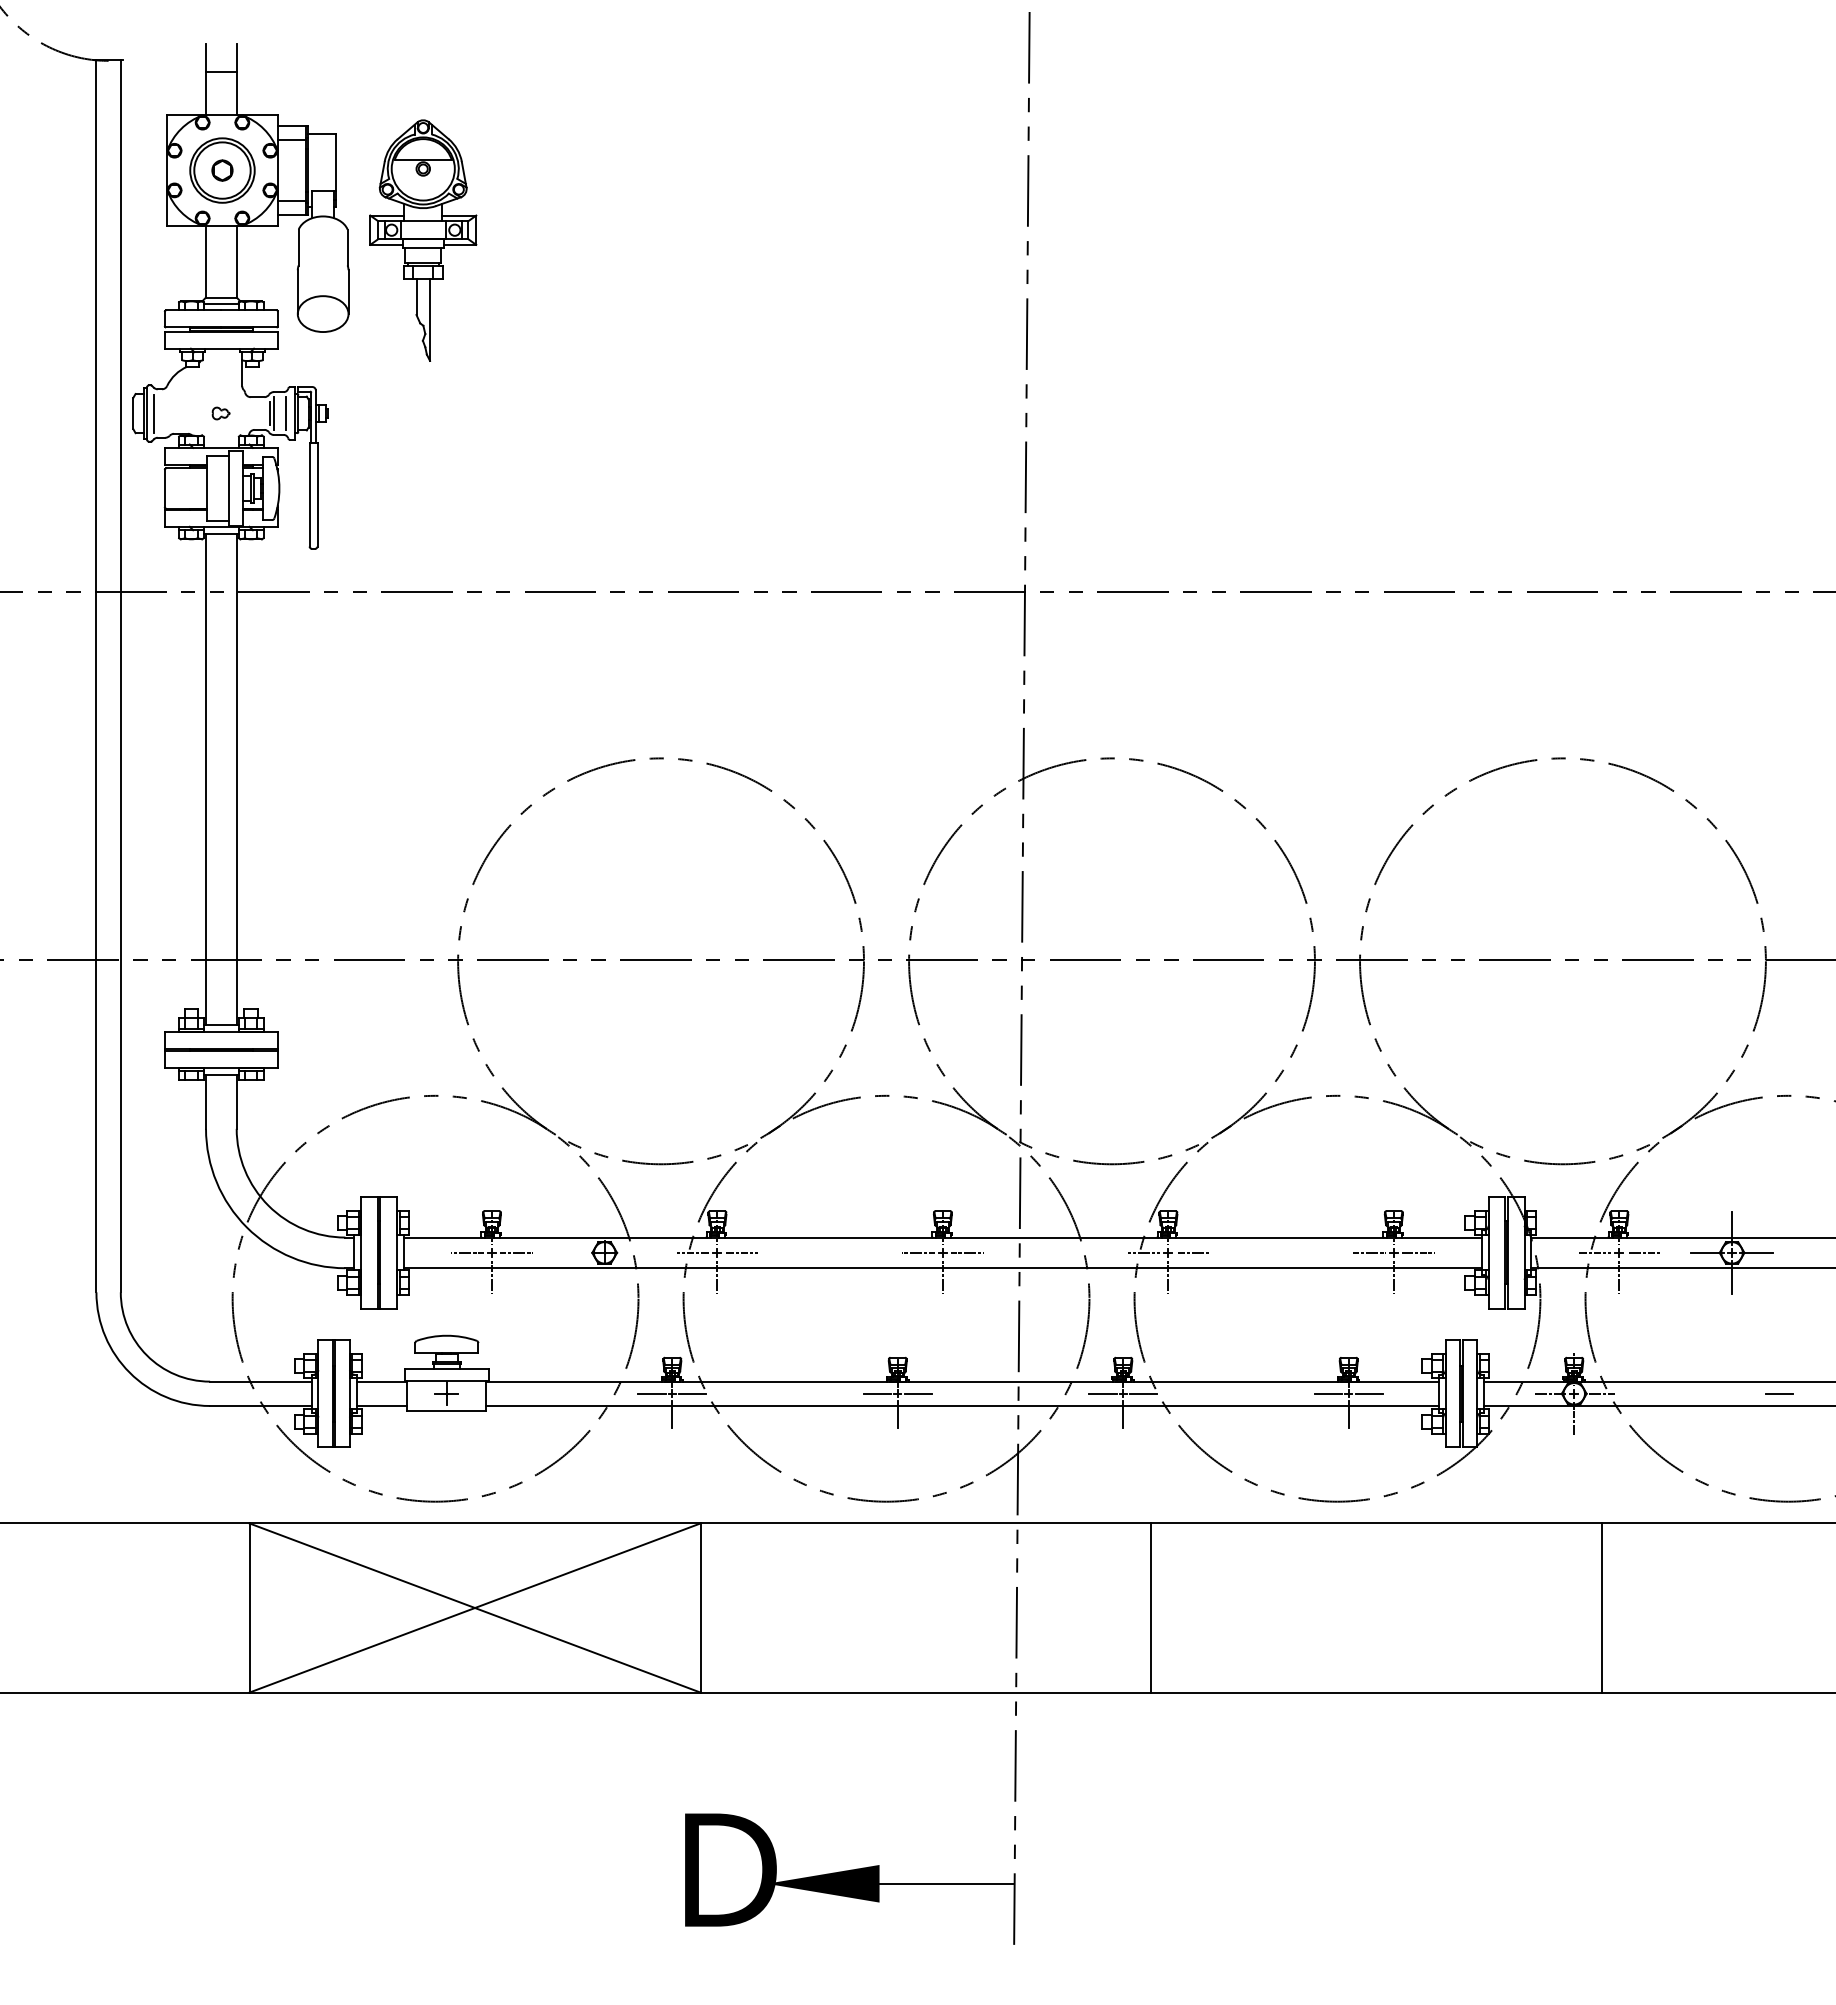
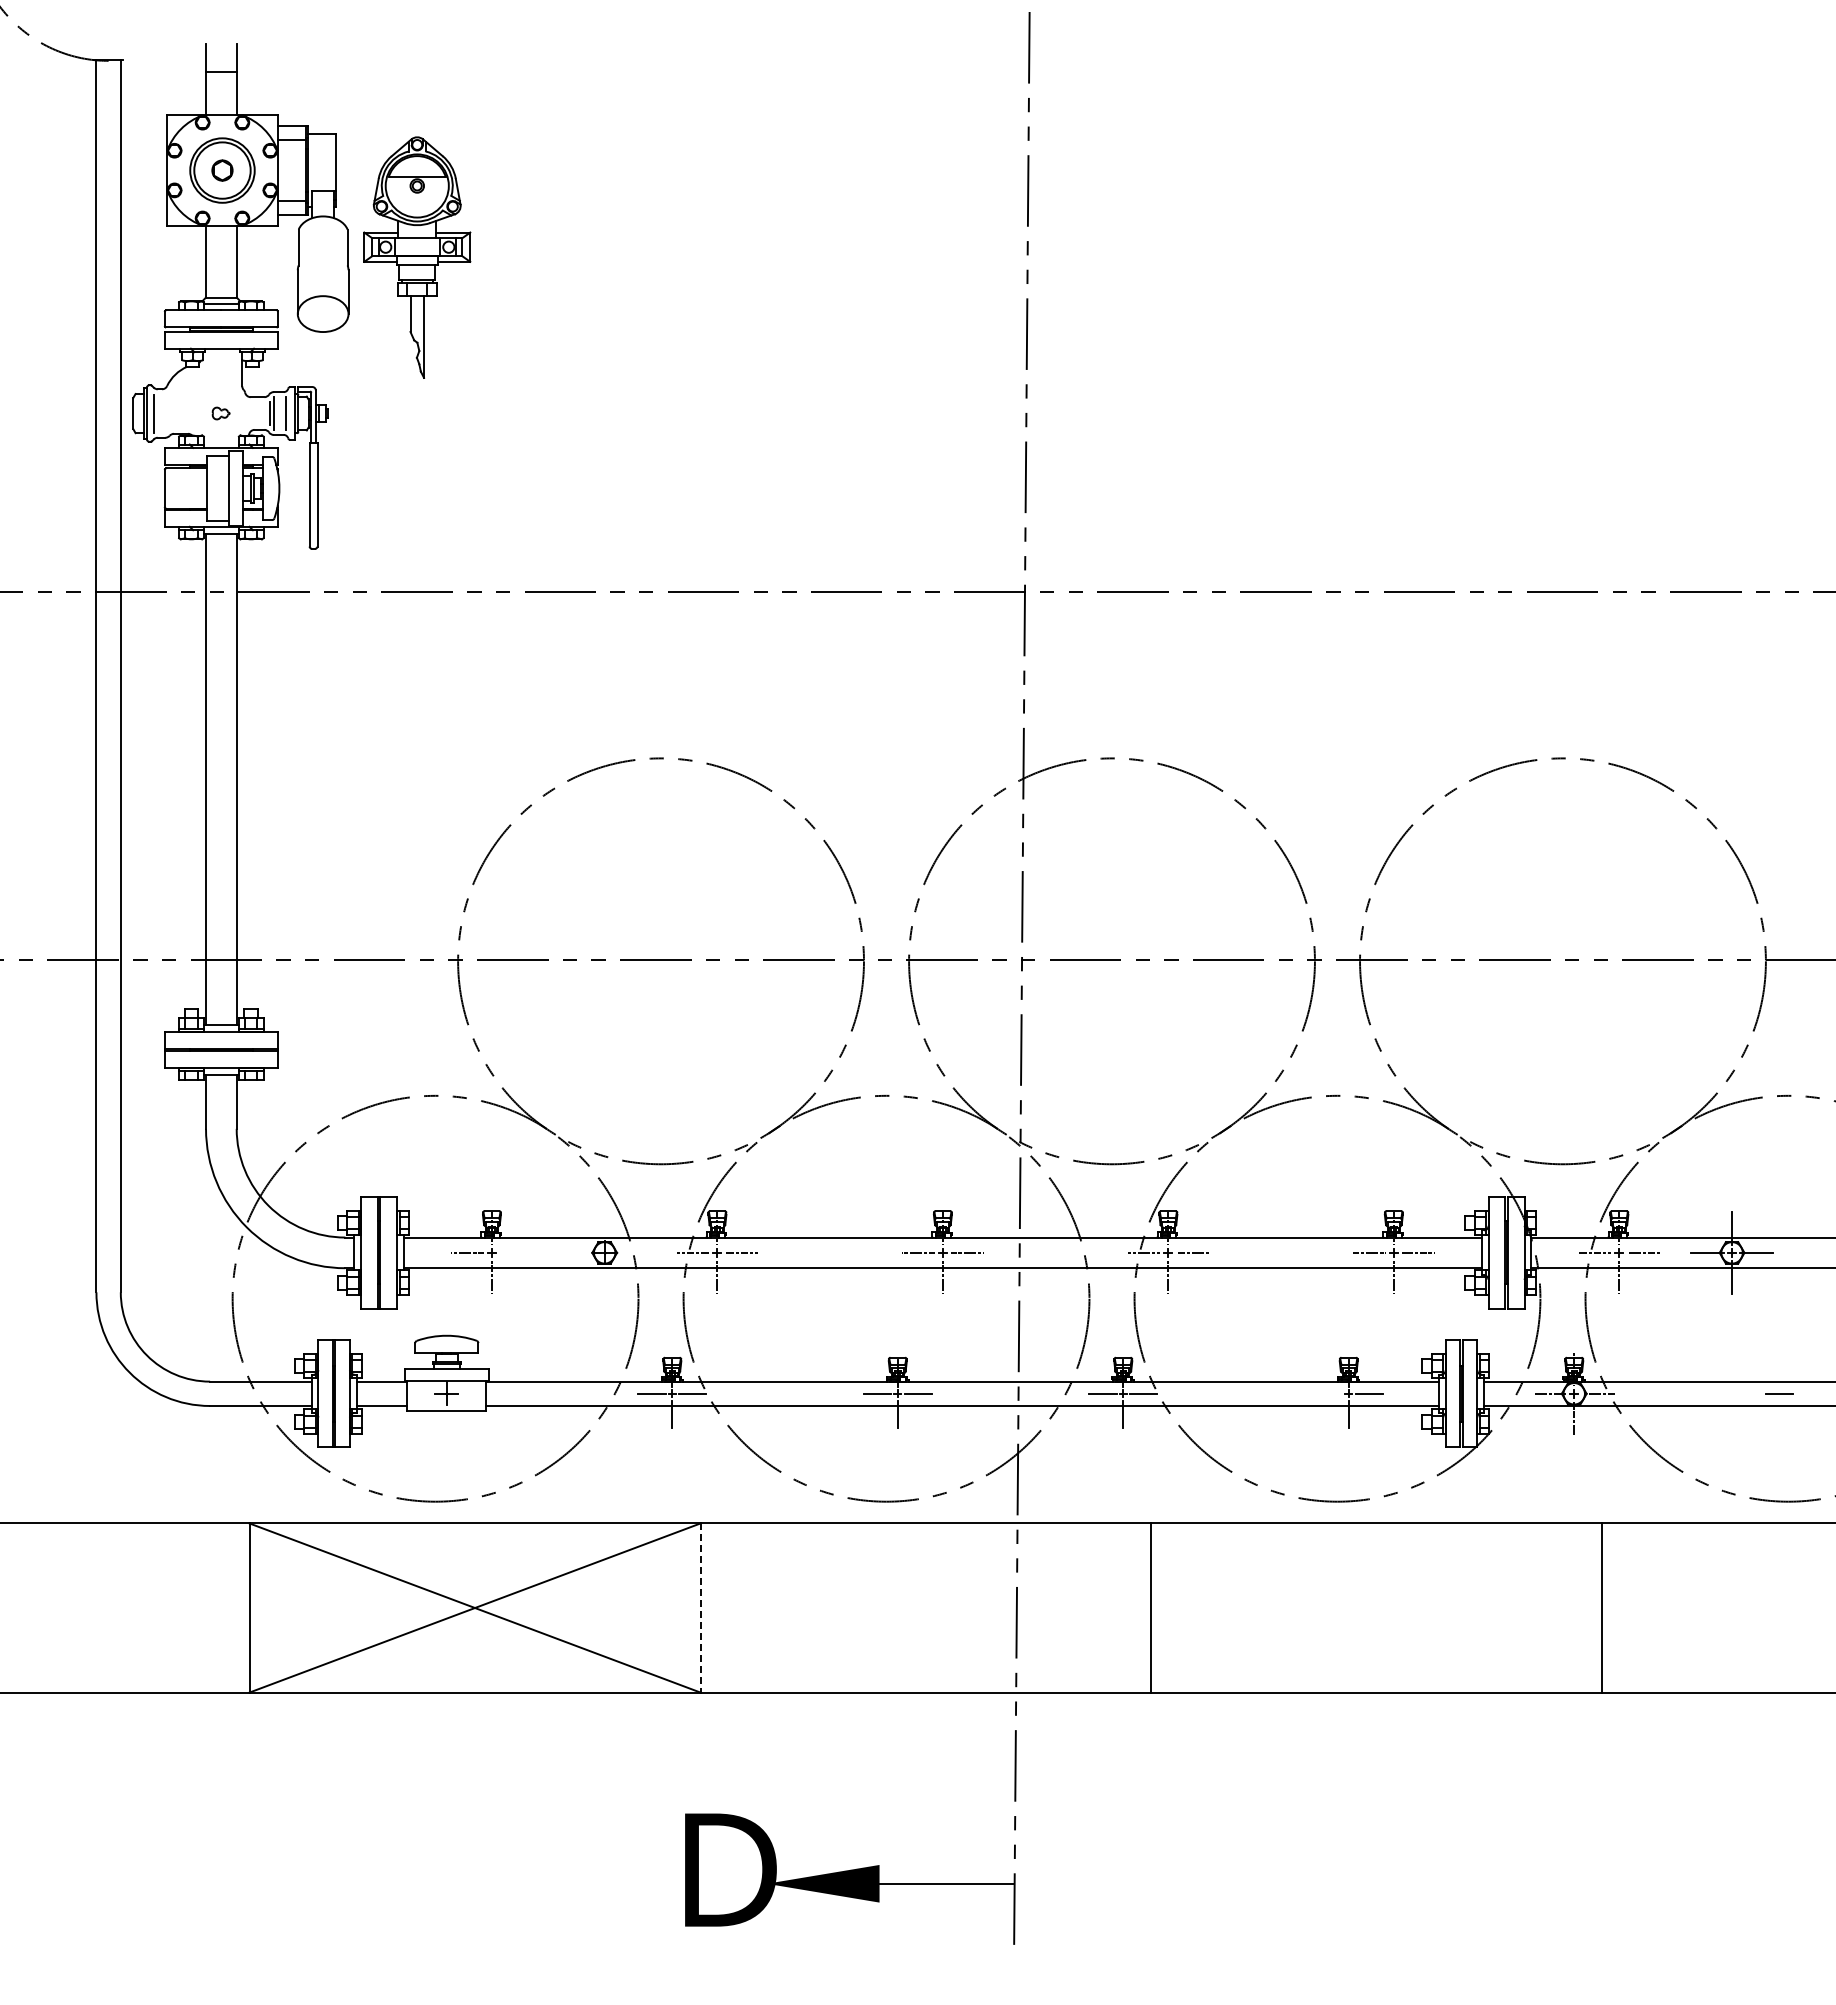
part position: (423, 240) -> (417, 257) (417, 257)
line: present -> none (516, 1252)
line: present -> none (1328, 1393)
line: solid -> dashed (700, 1608)
